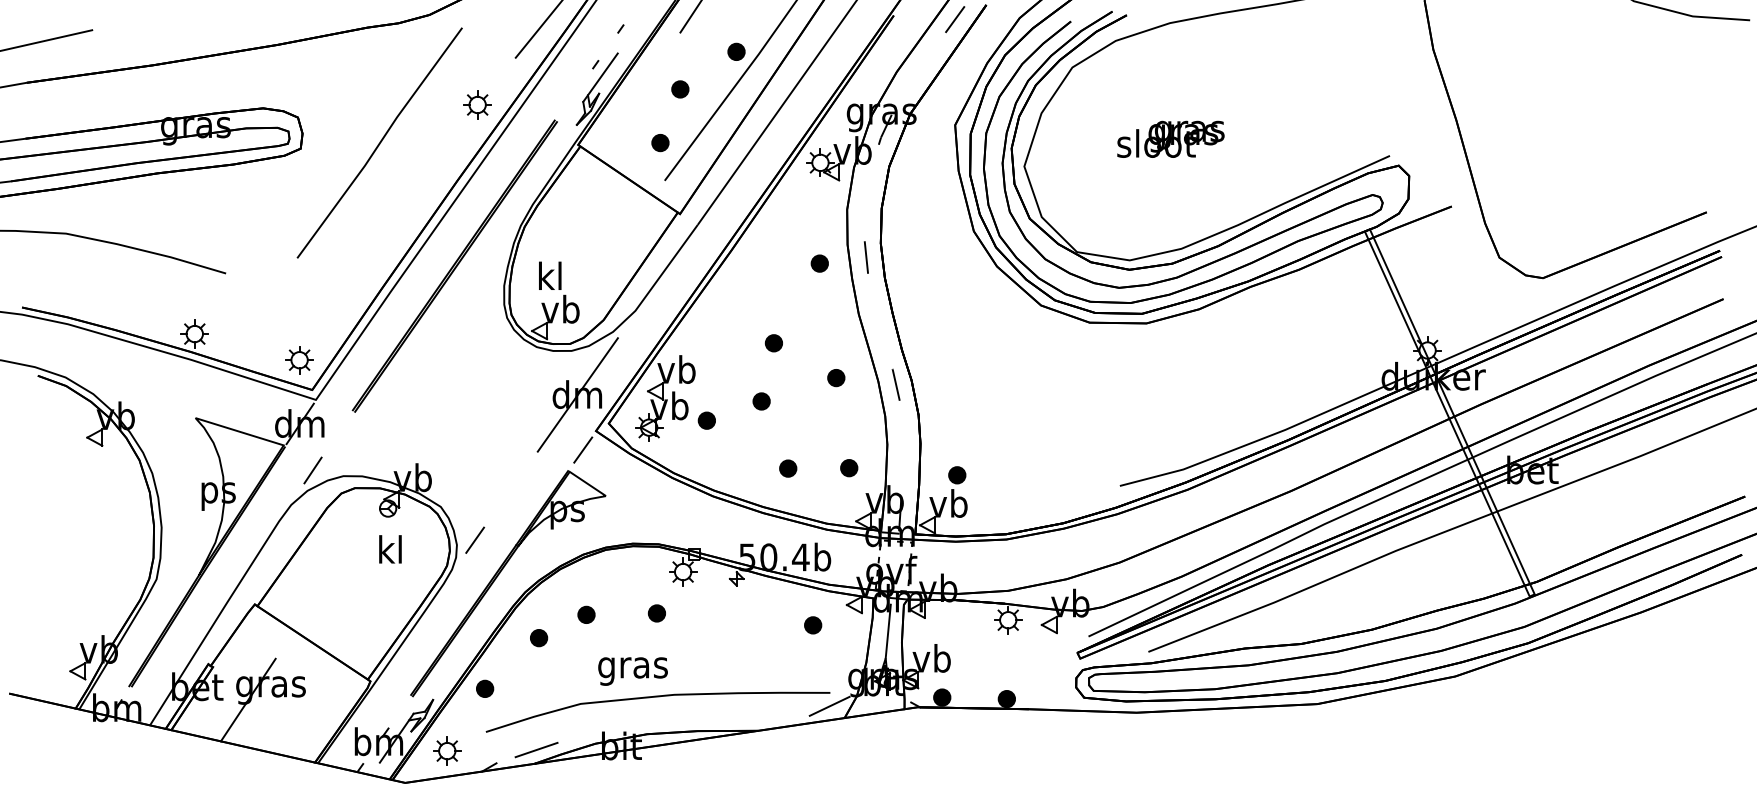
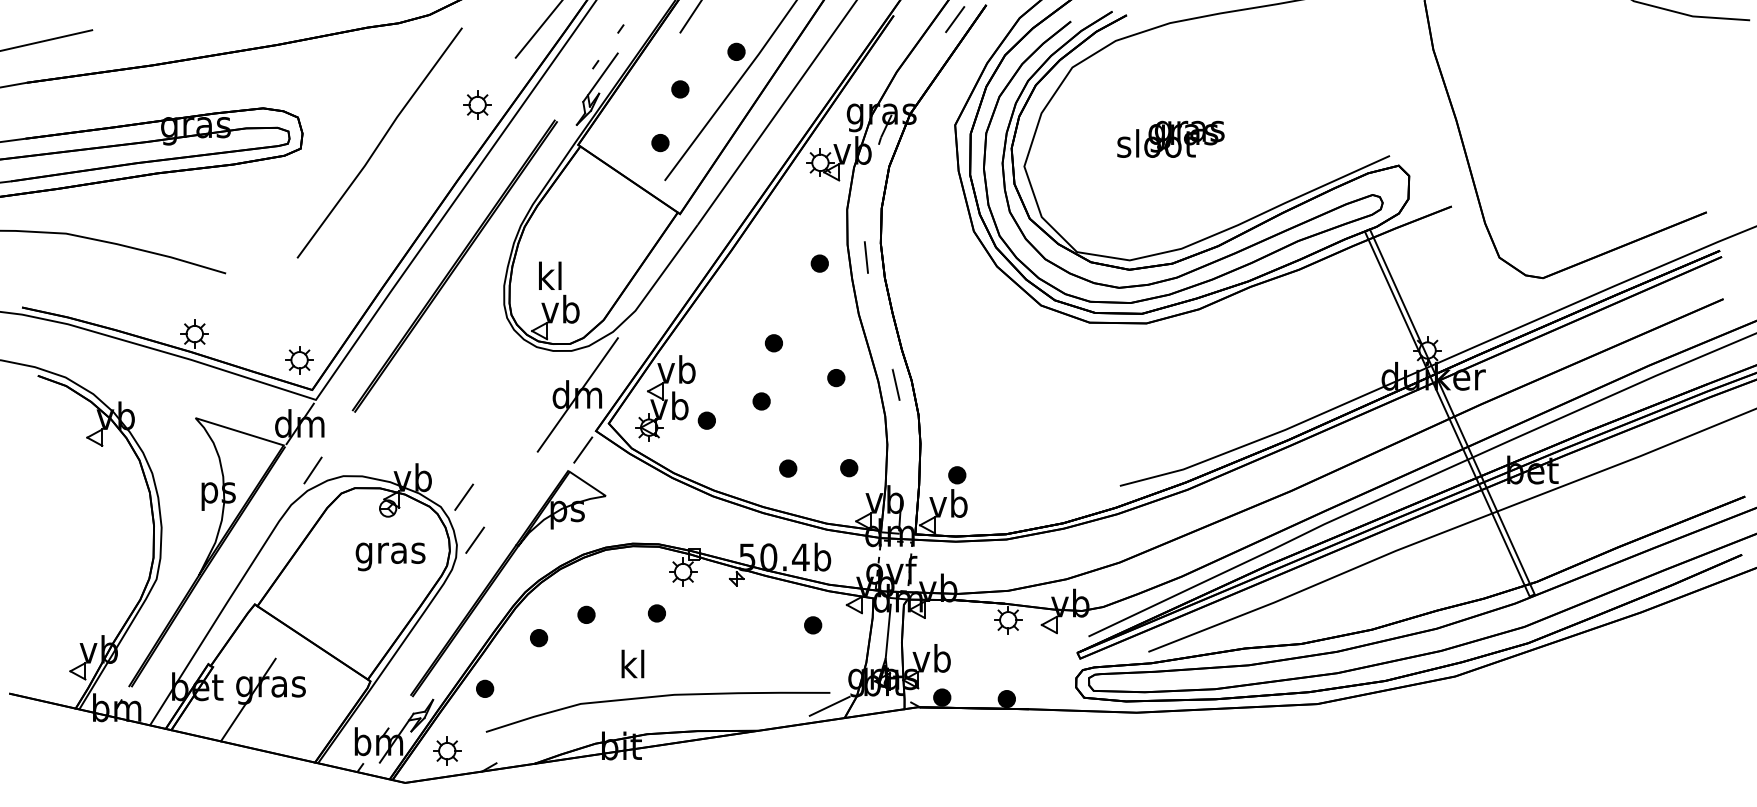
line: none -> present (464, 496)
text: kl -> gras (390, 553)
text: gras -> kl (632, 667)
line: present -> none (536, 749)
